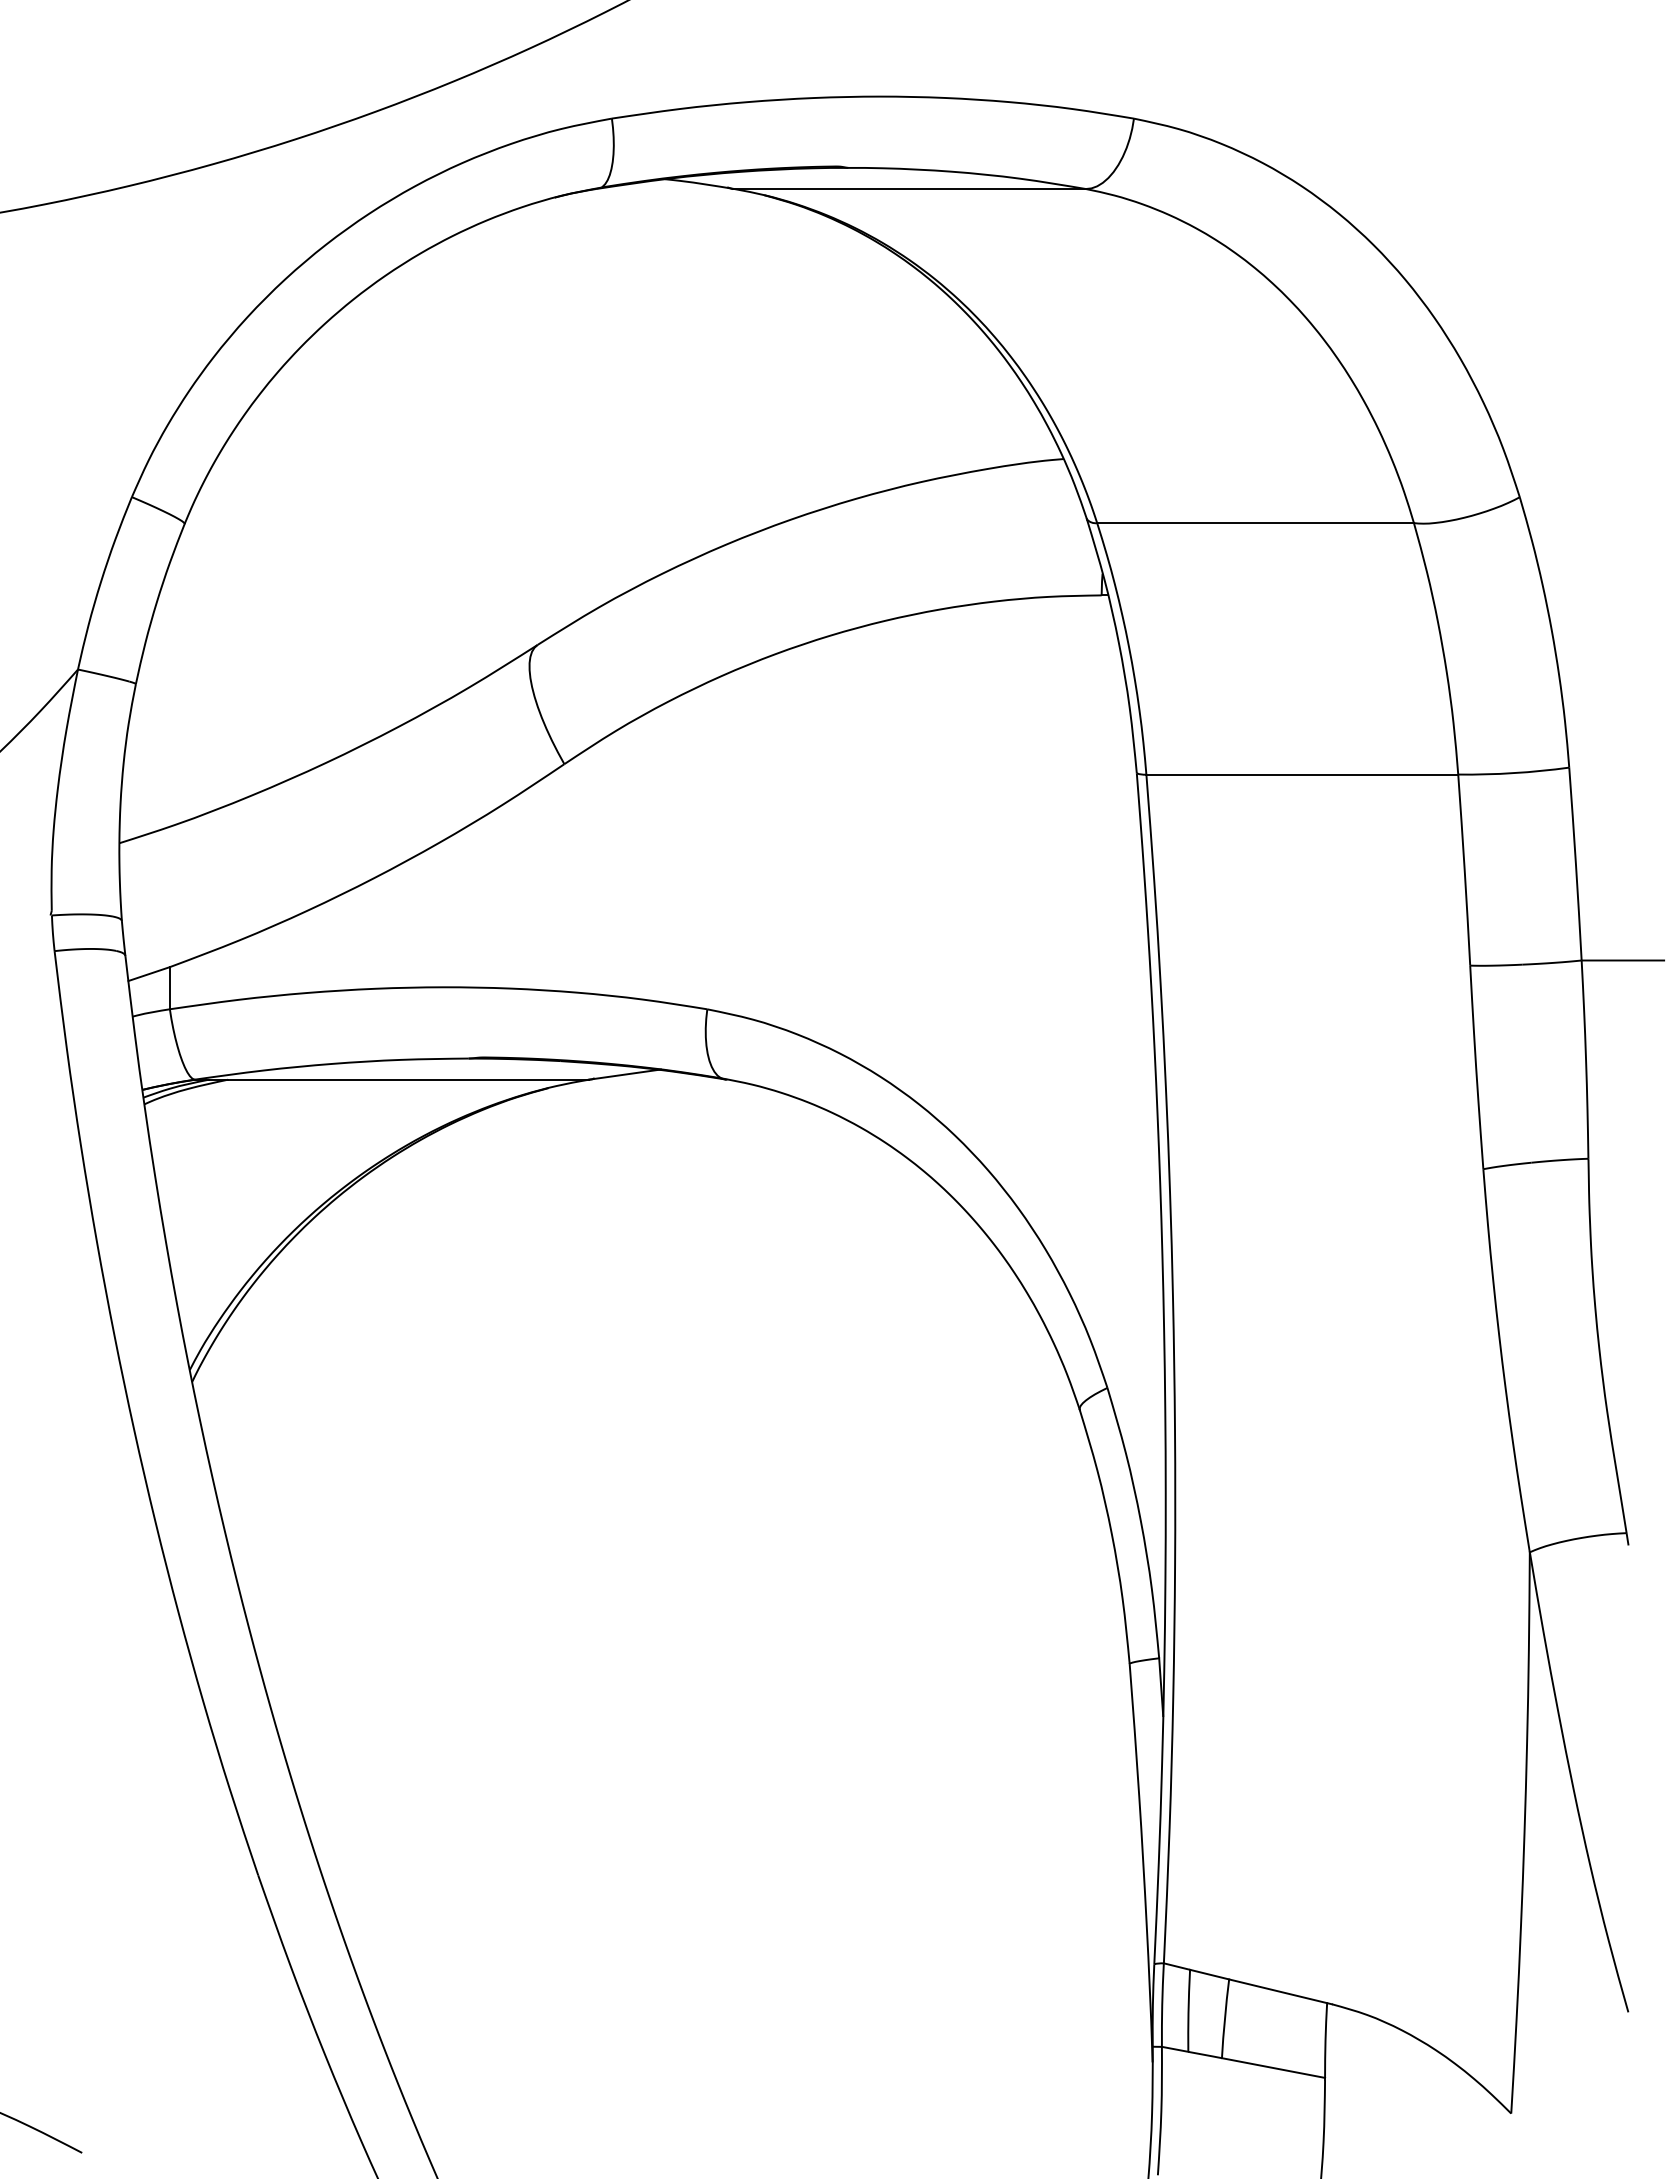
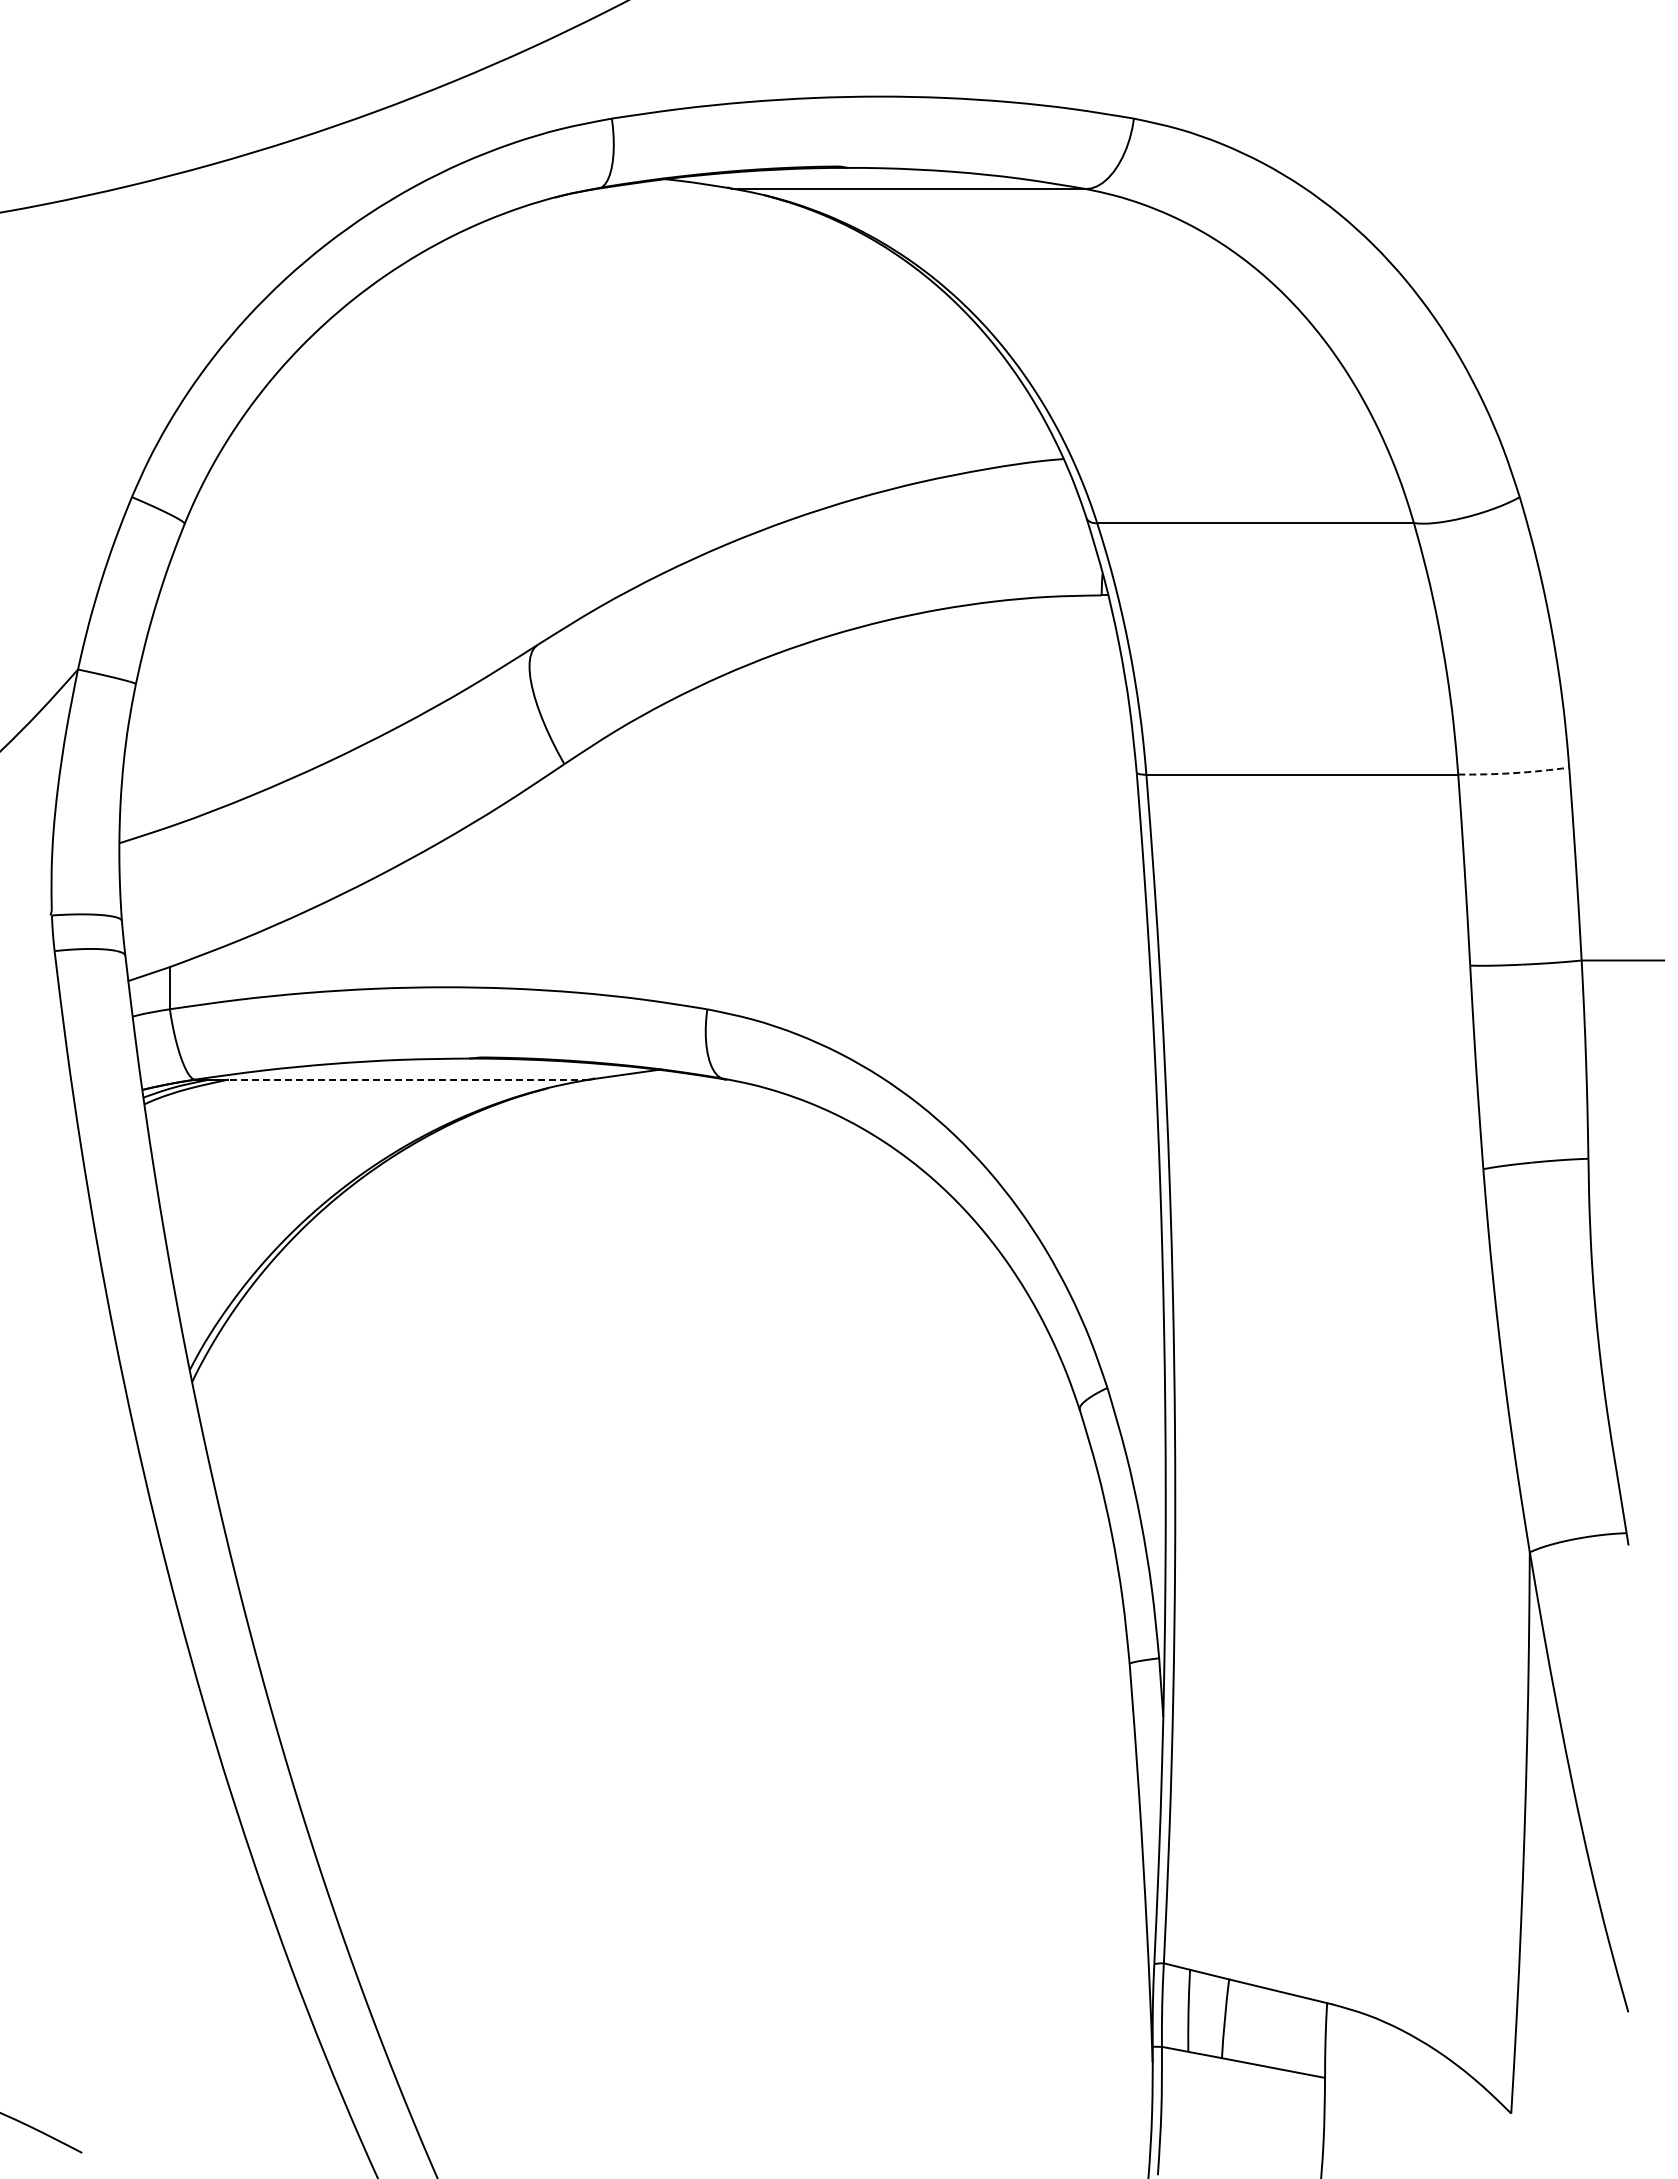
arc: solid -> dashed (1513, 773)
line: solid -> dashed (407, 1079)
